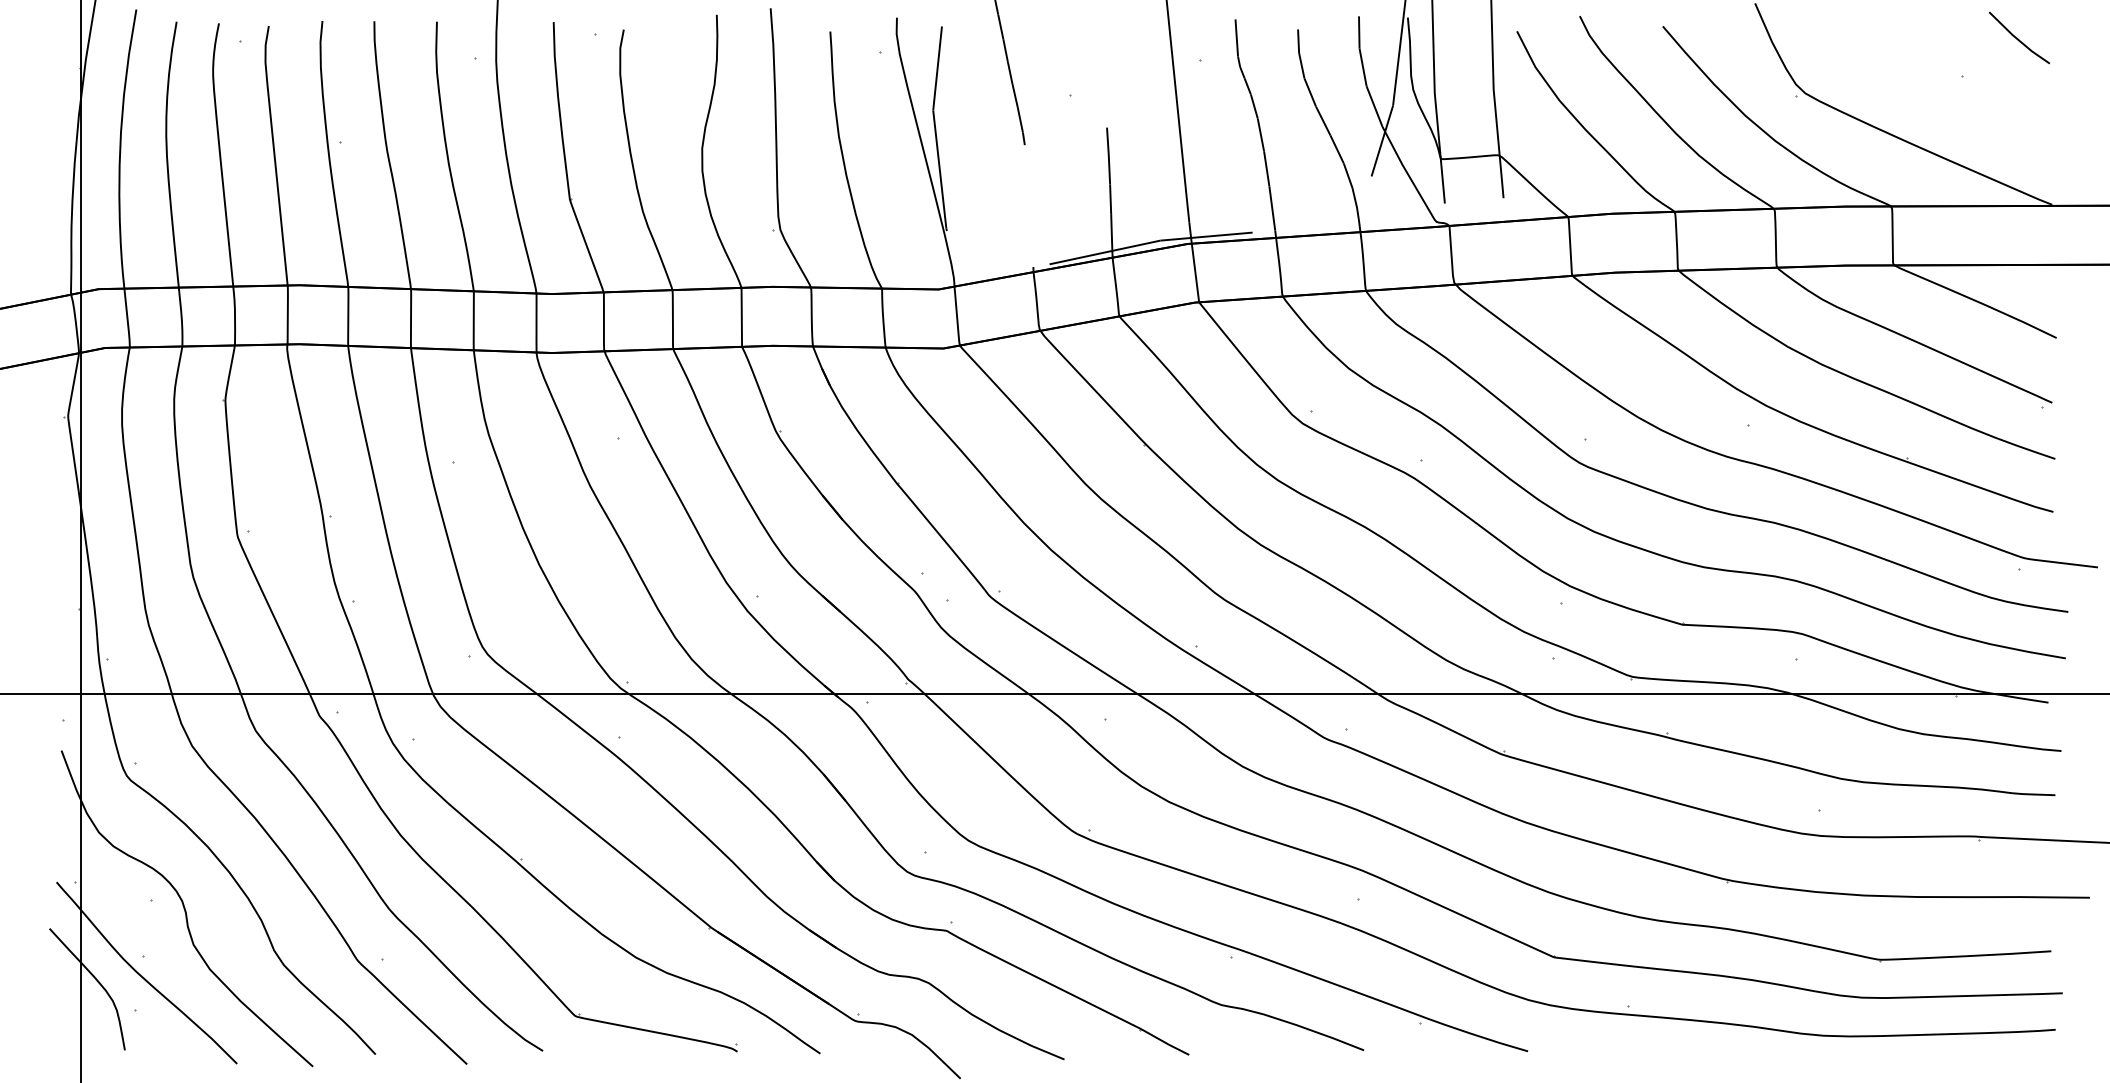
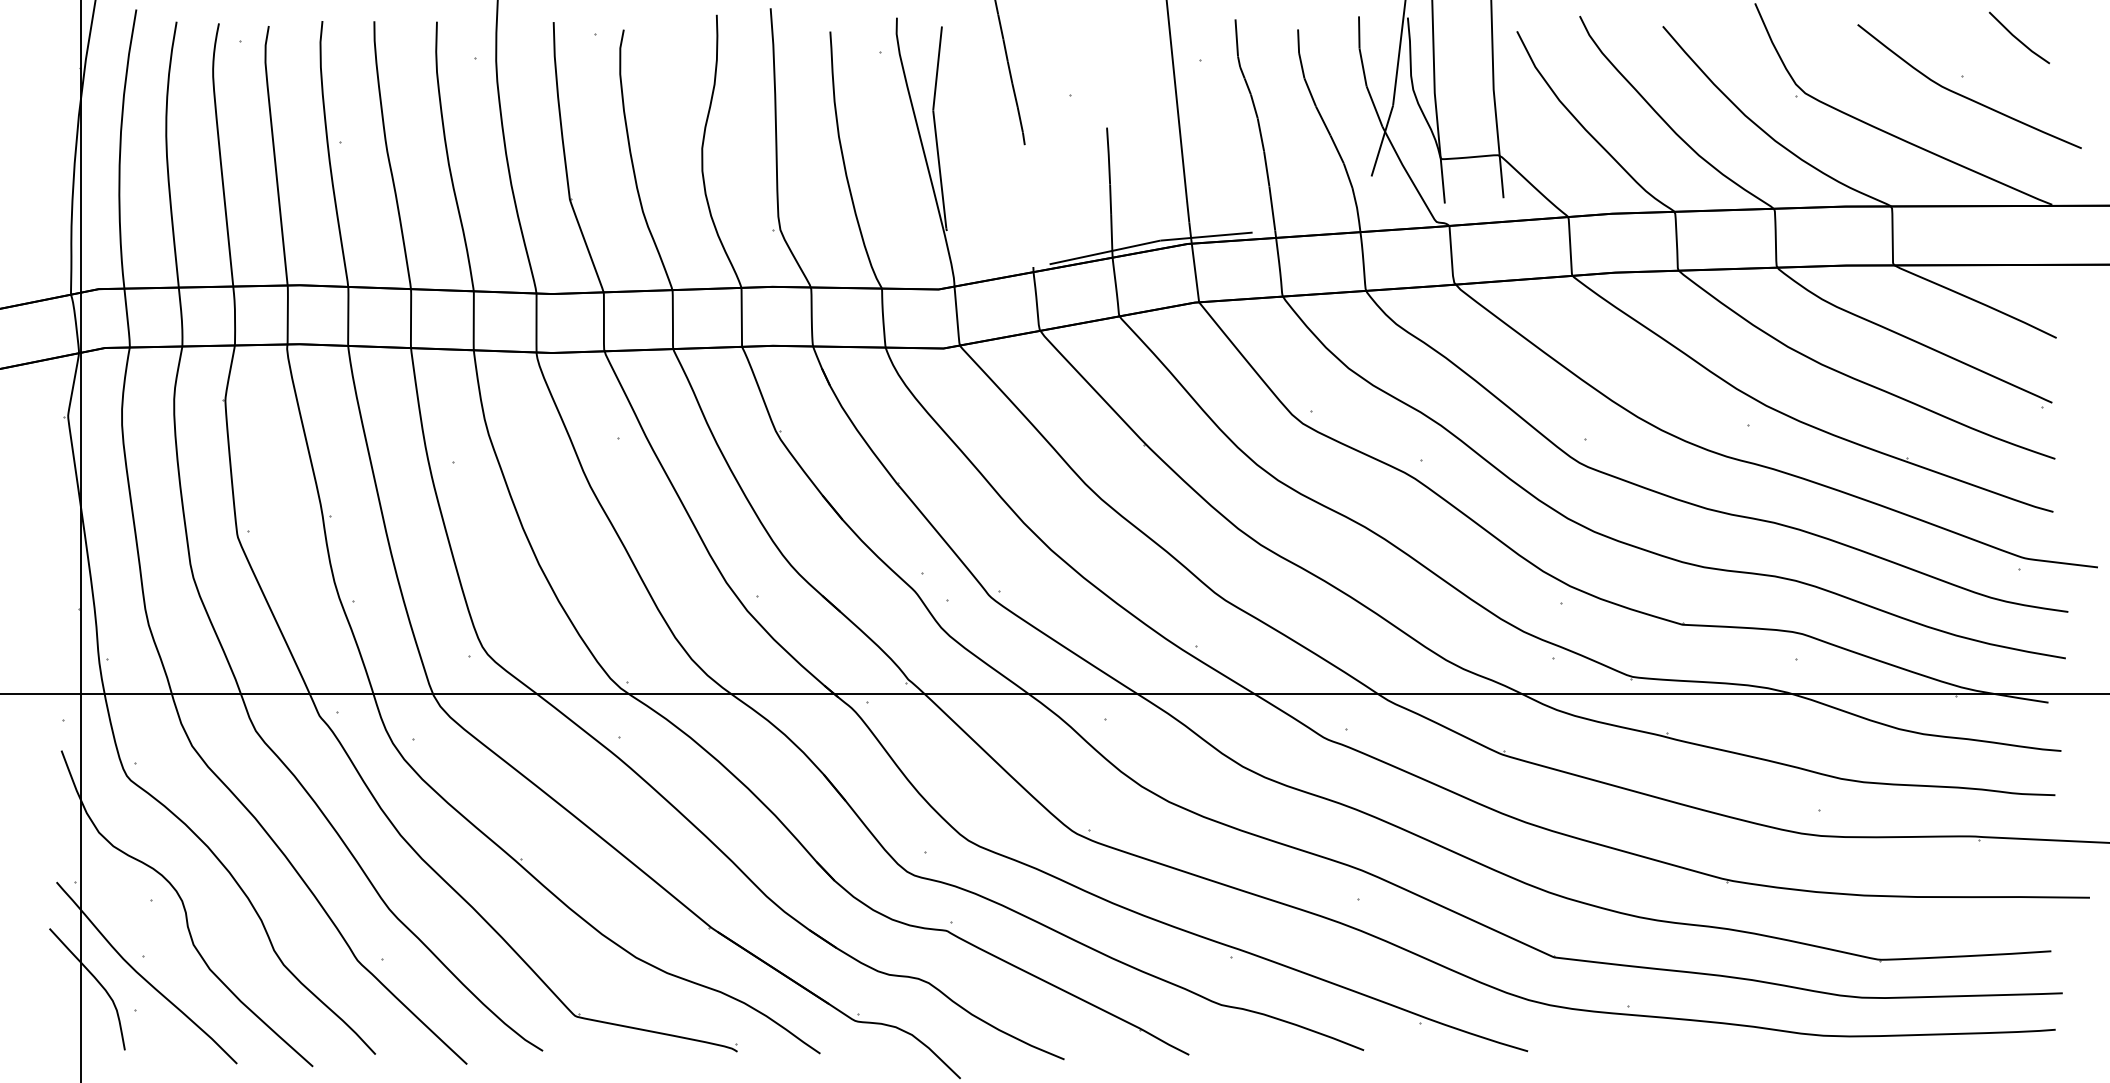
curve: none -> present (1964, 95)
